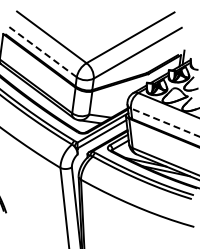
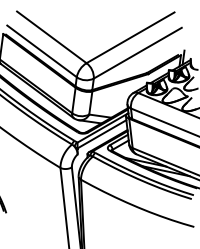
line: dashed -> solid (41, 51)
line: dashed -> solid (164, 122)
